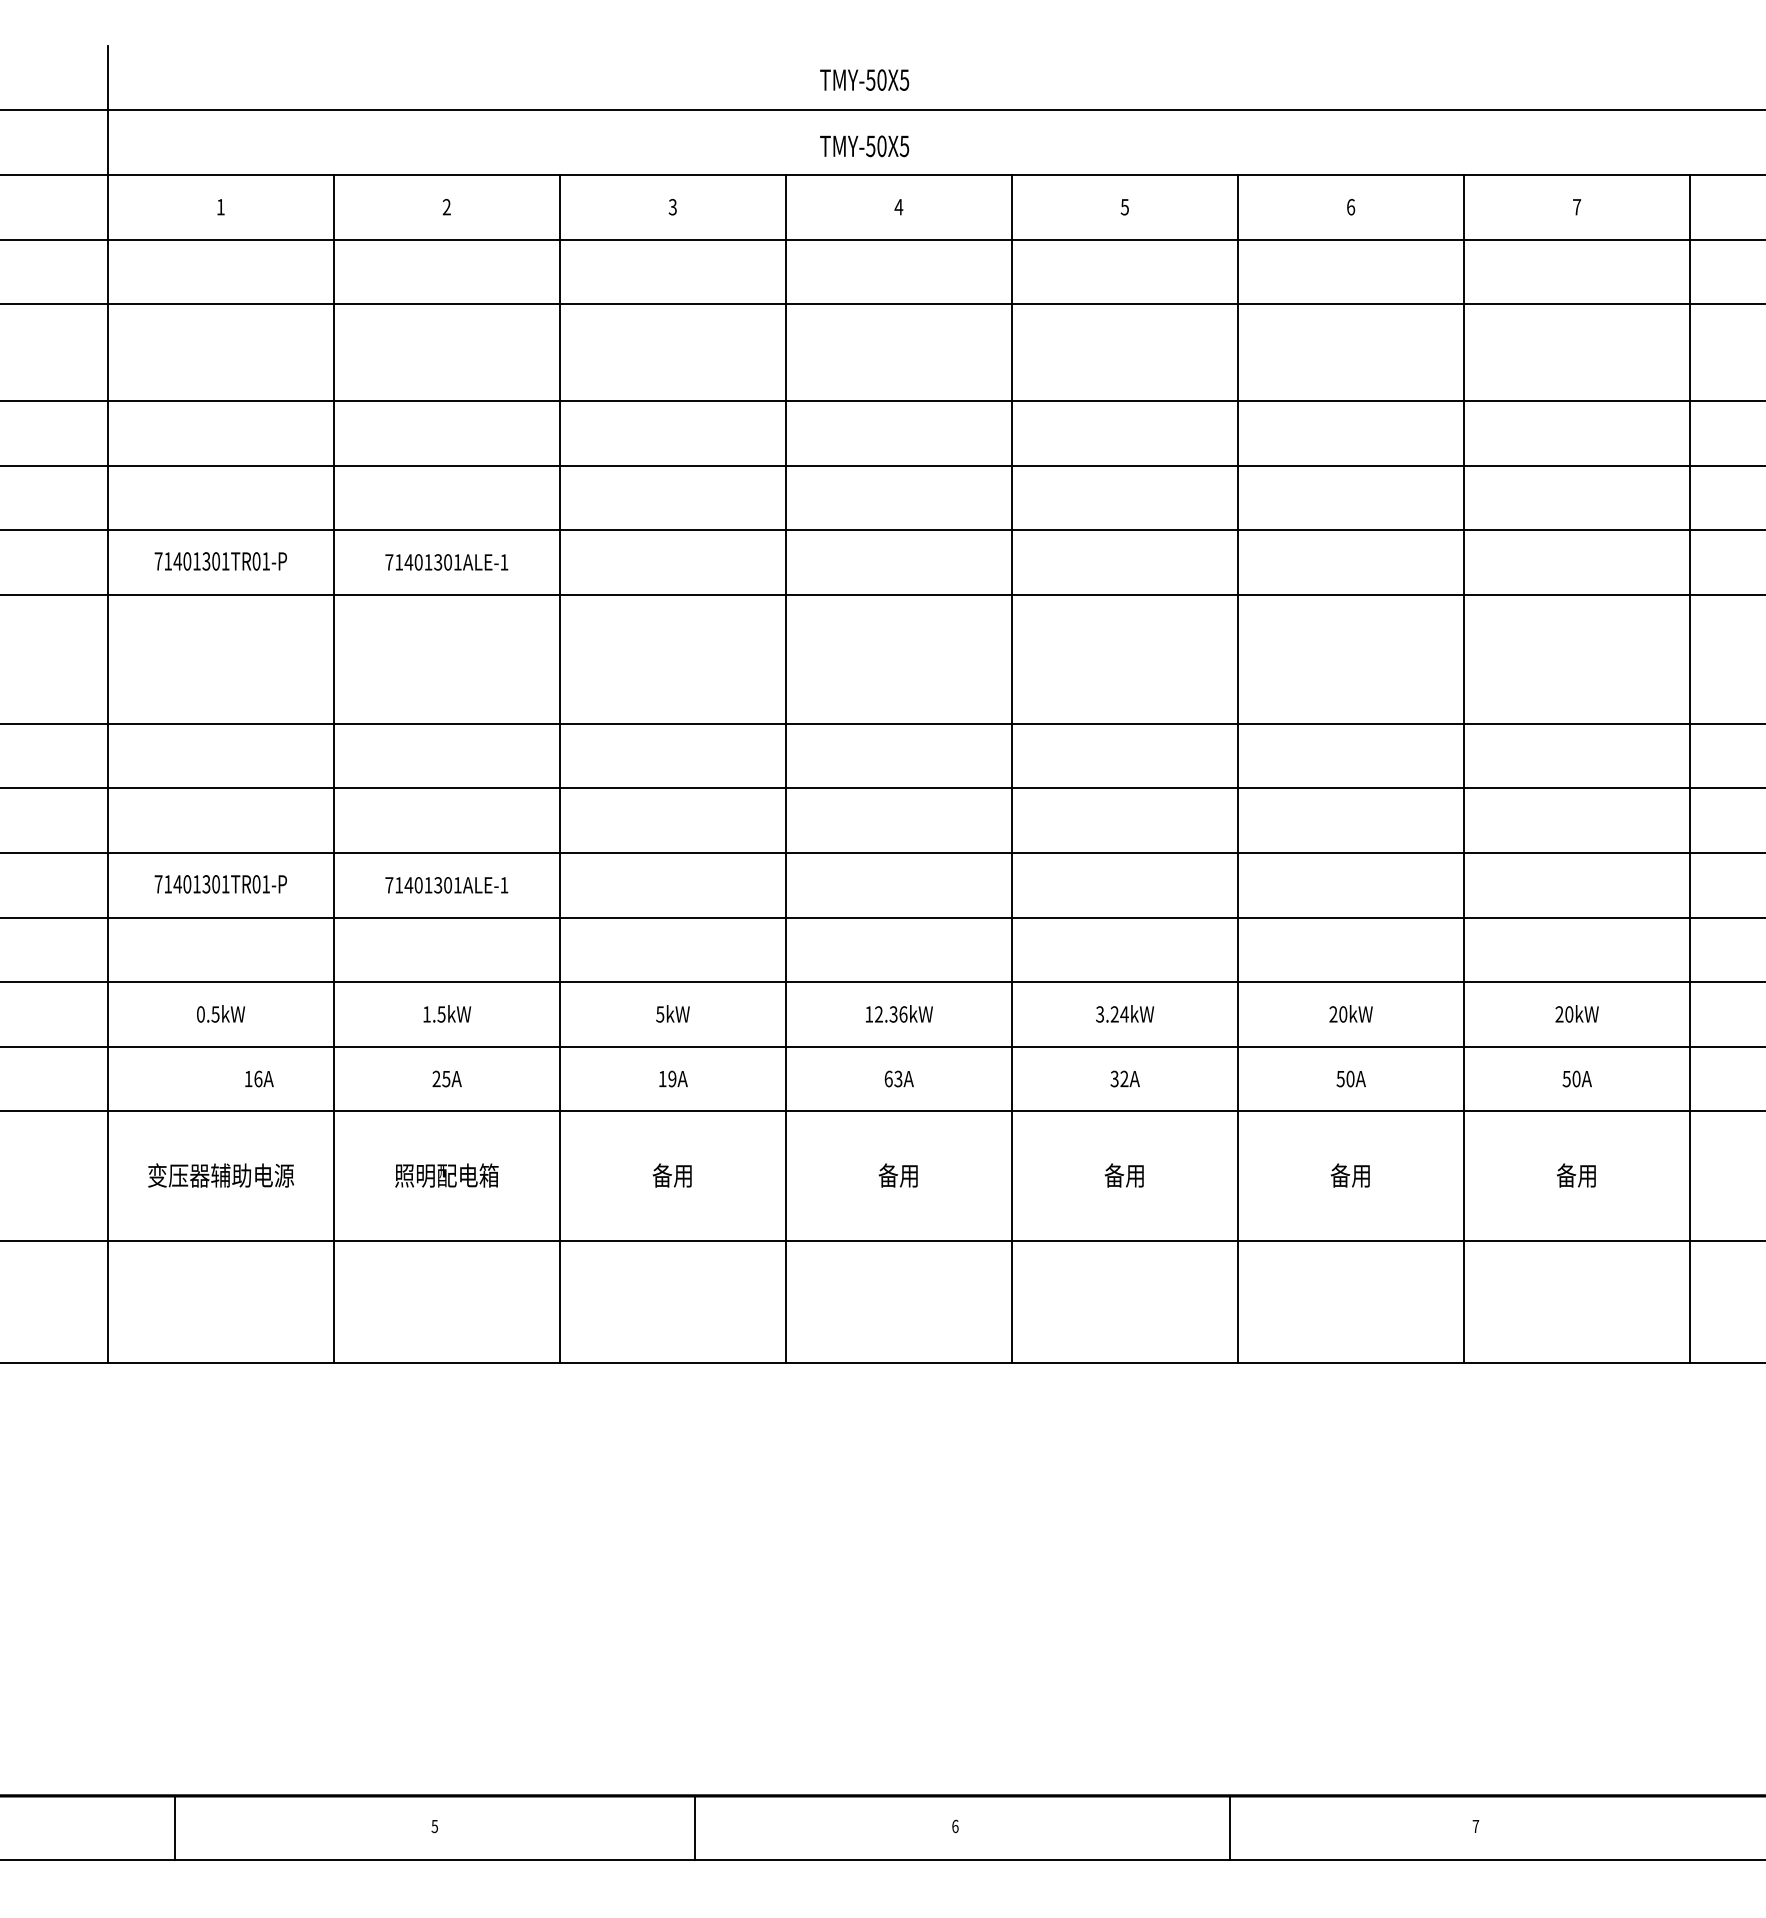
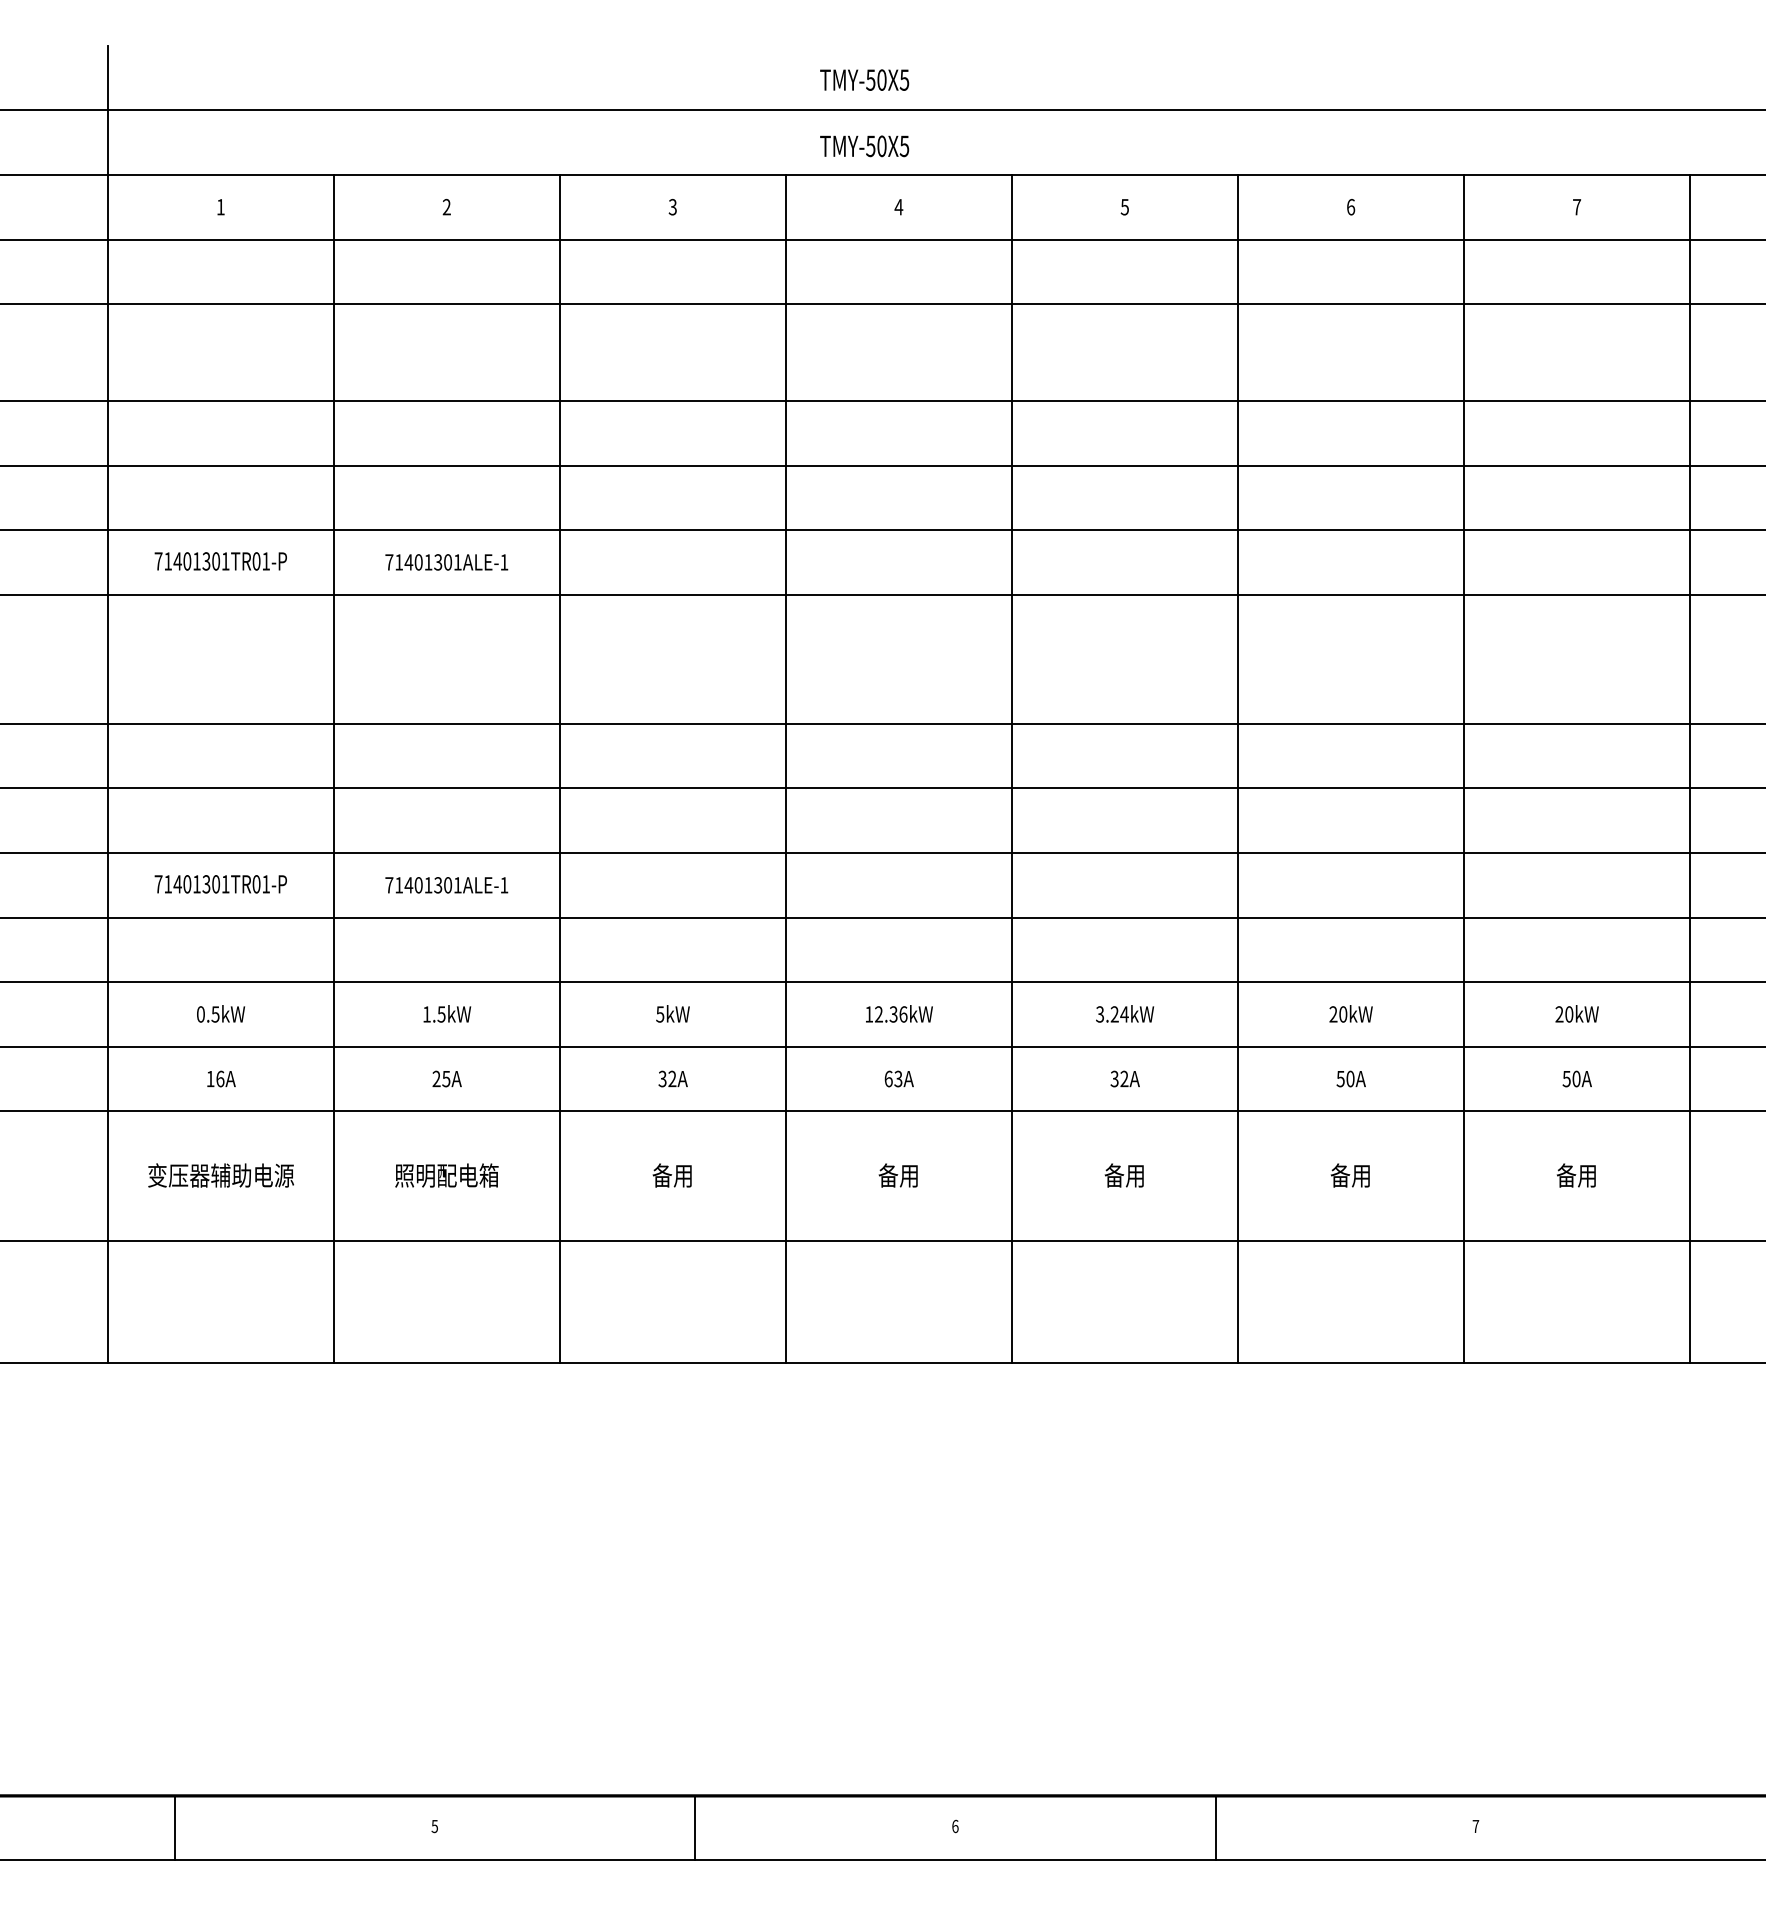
text position: (259, 1078) -> (221, 1078) (221, 1078)
text: 19A -> 32A (667, 1078)
line position: (1229, 1827) -> (1215, 1827) (1215, 1827)
